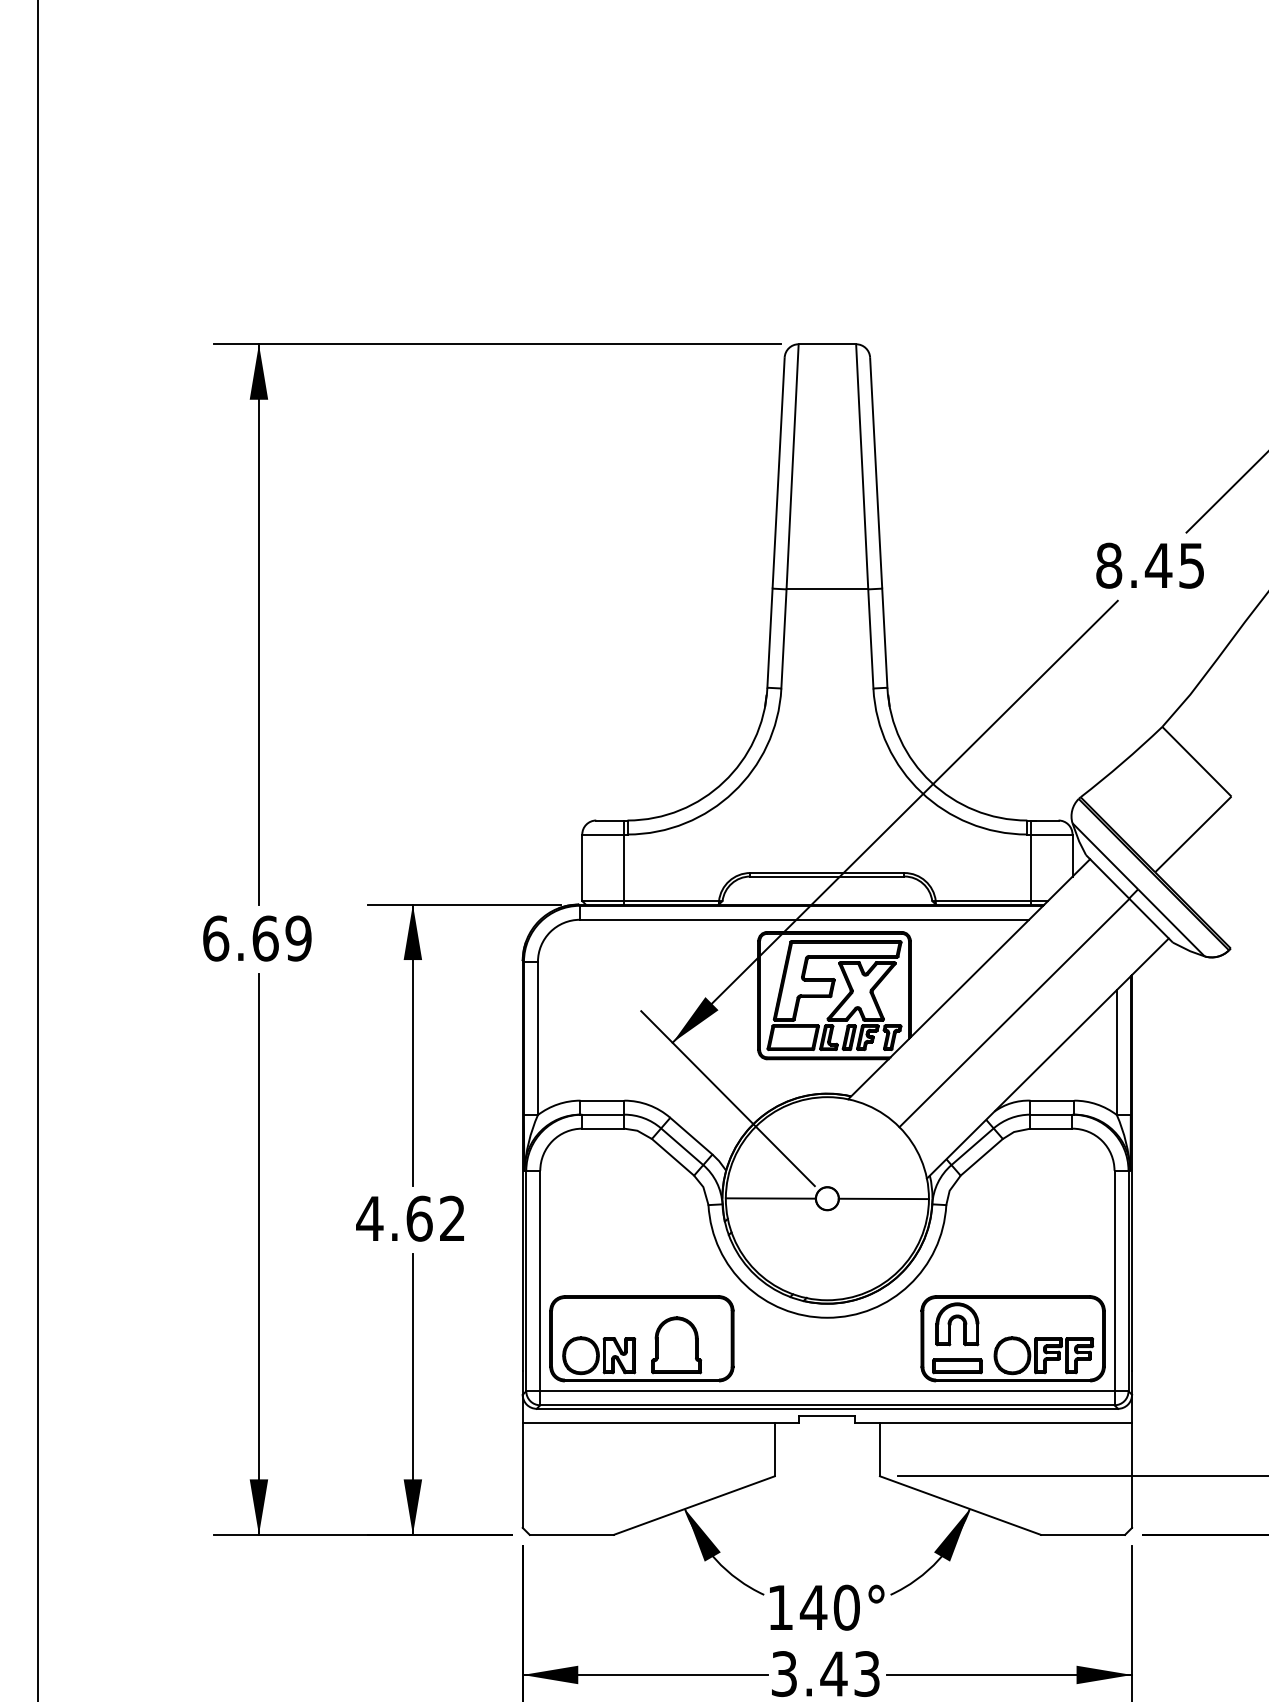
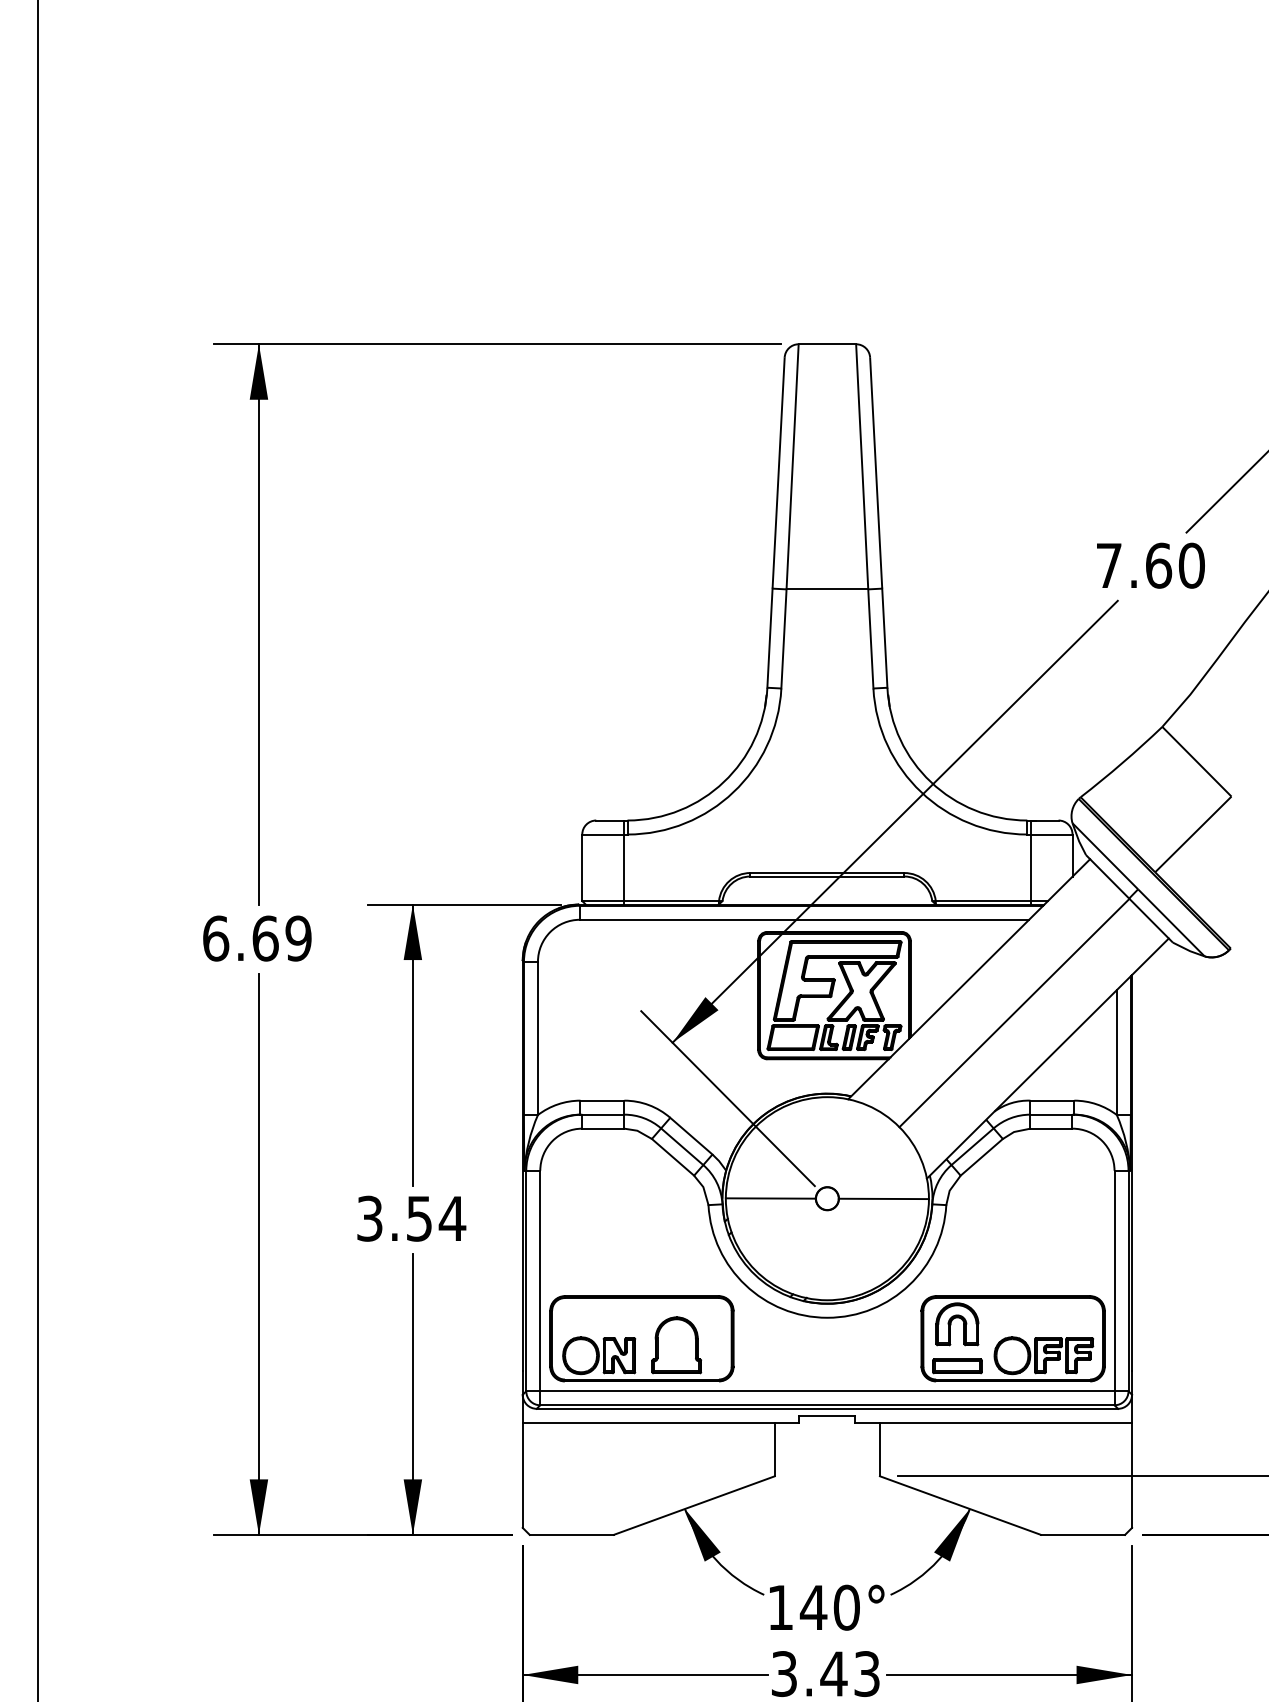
text: 8.45 -> 7.60 (1150, 565)
text: 4.62 -> 3.54 (411, 1218)
